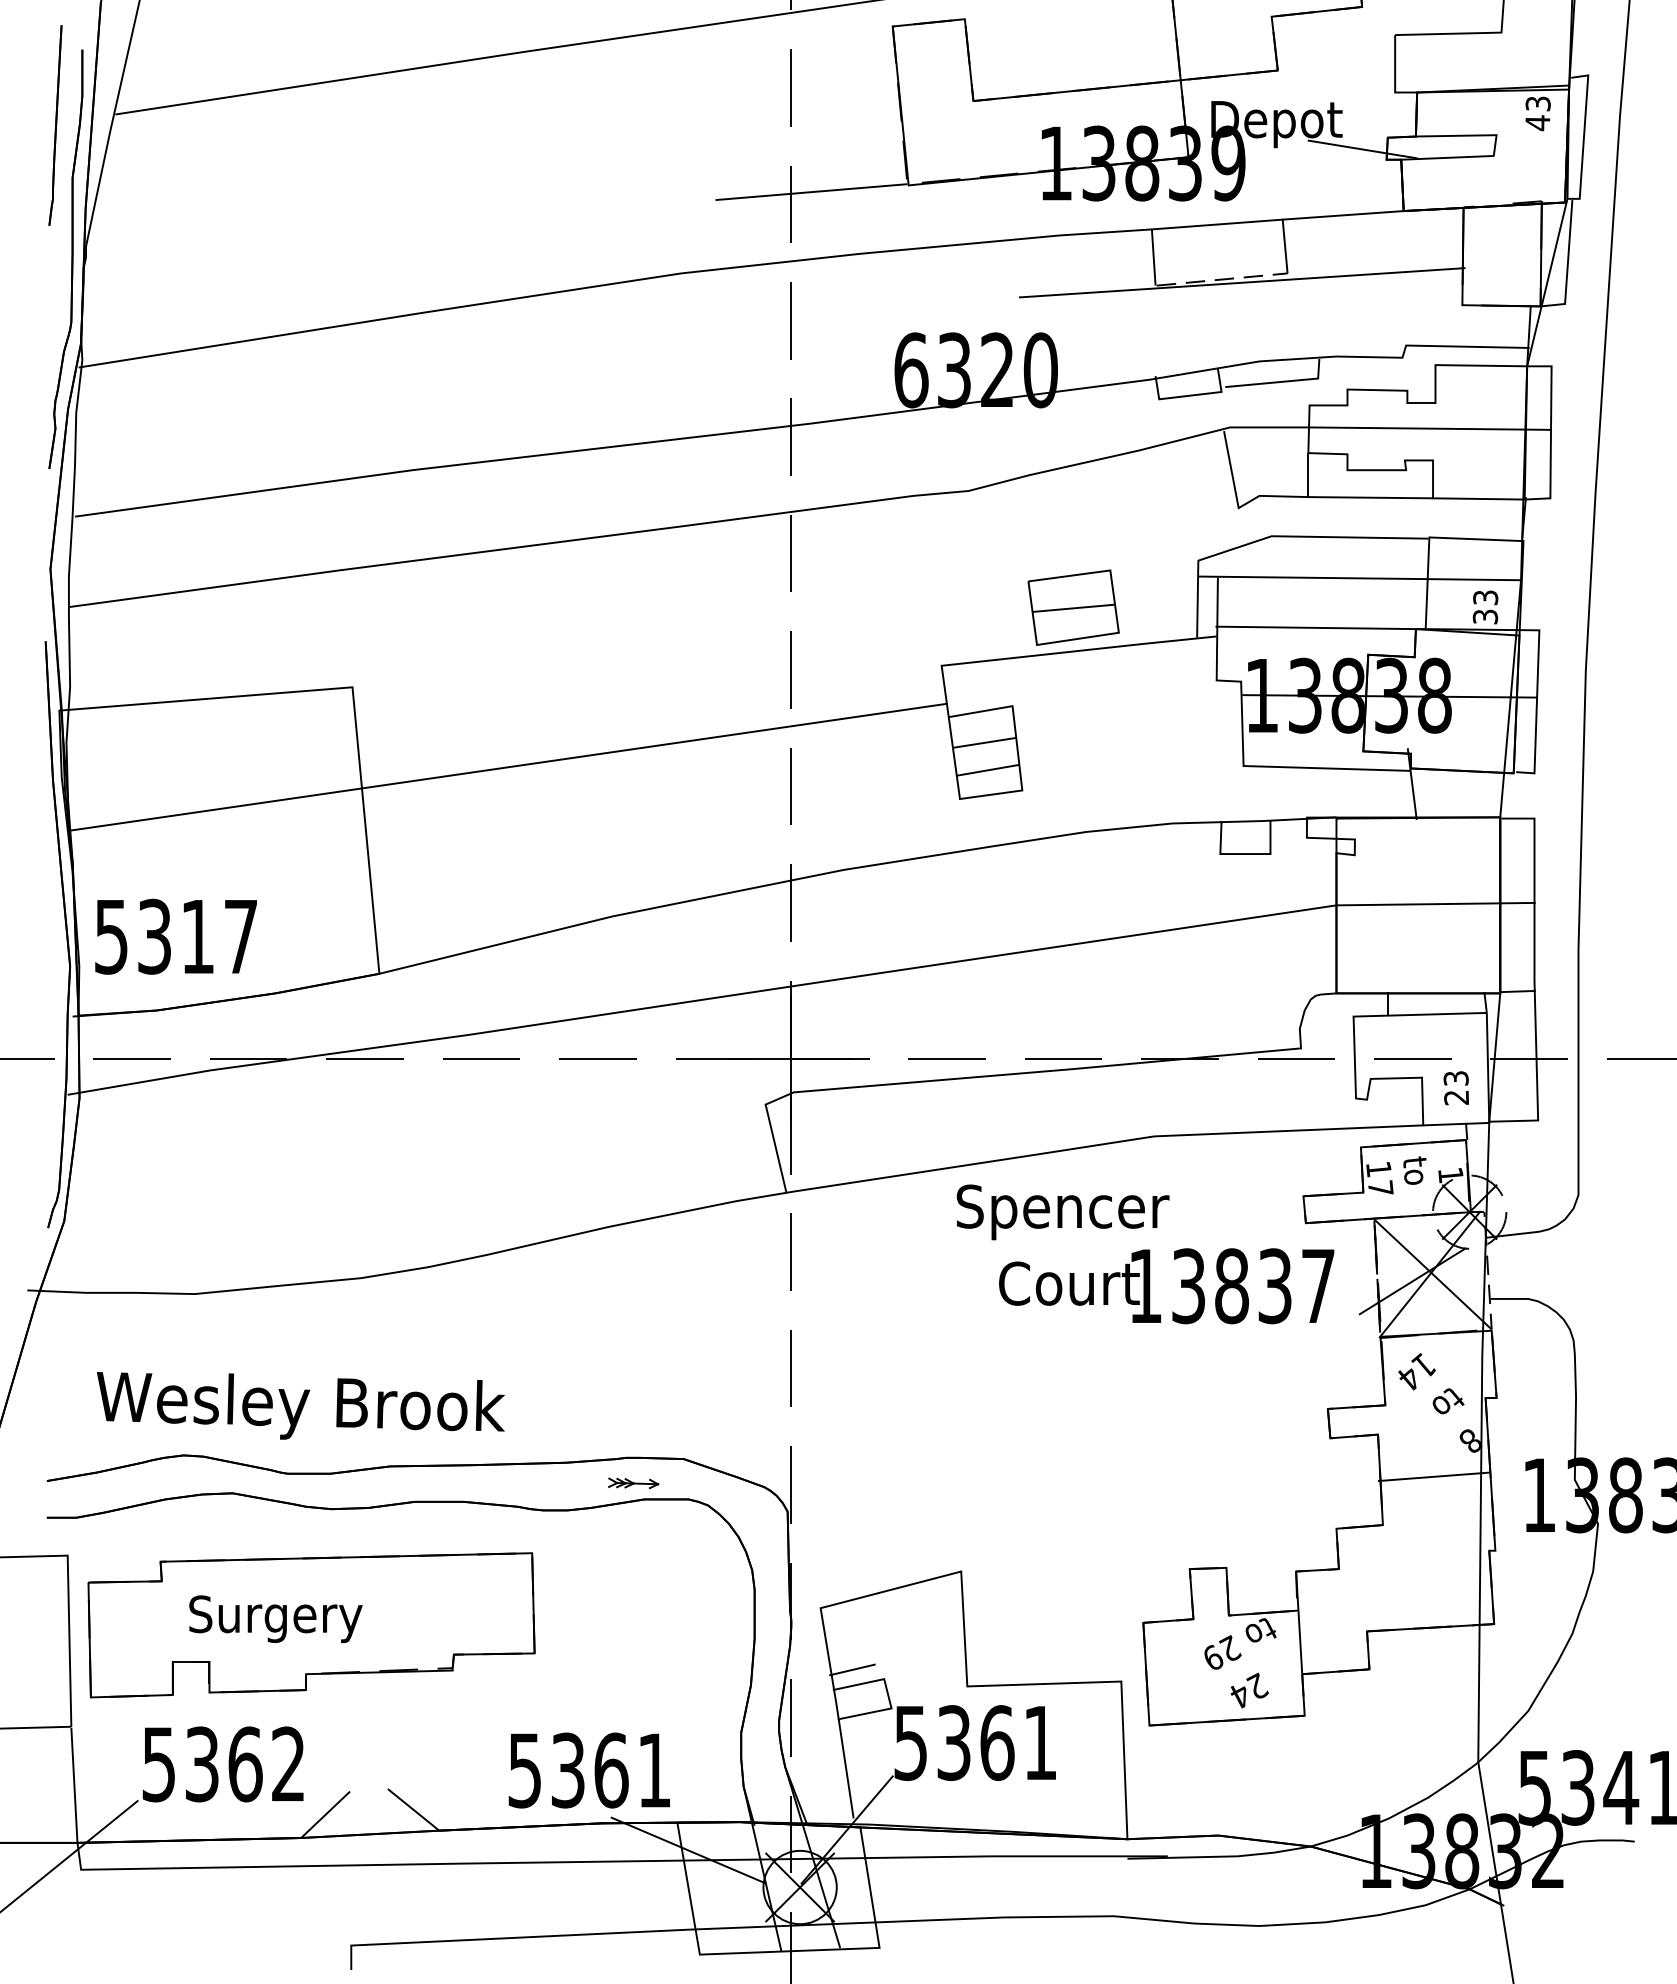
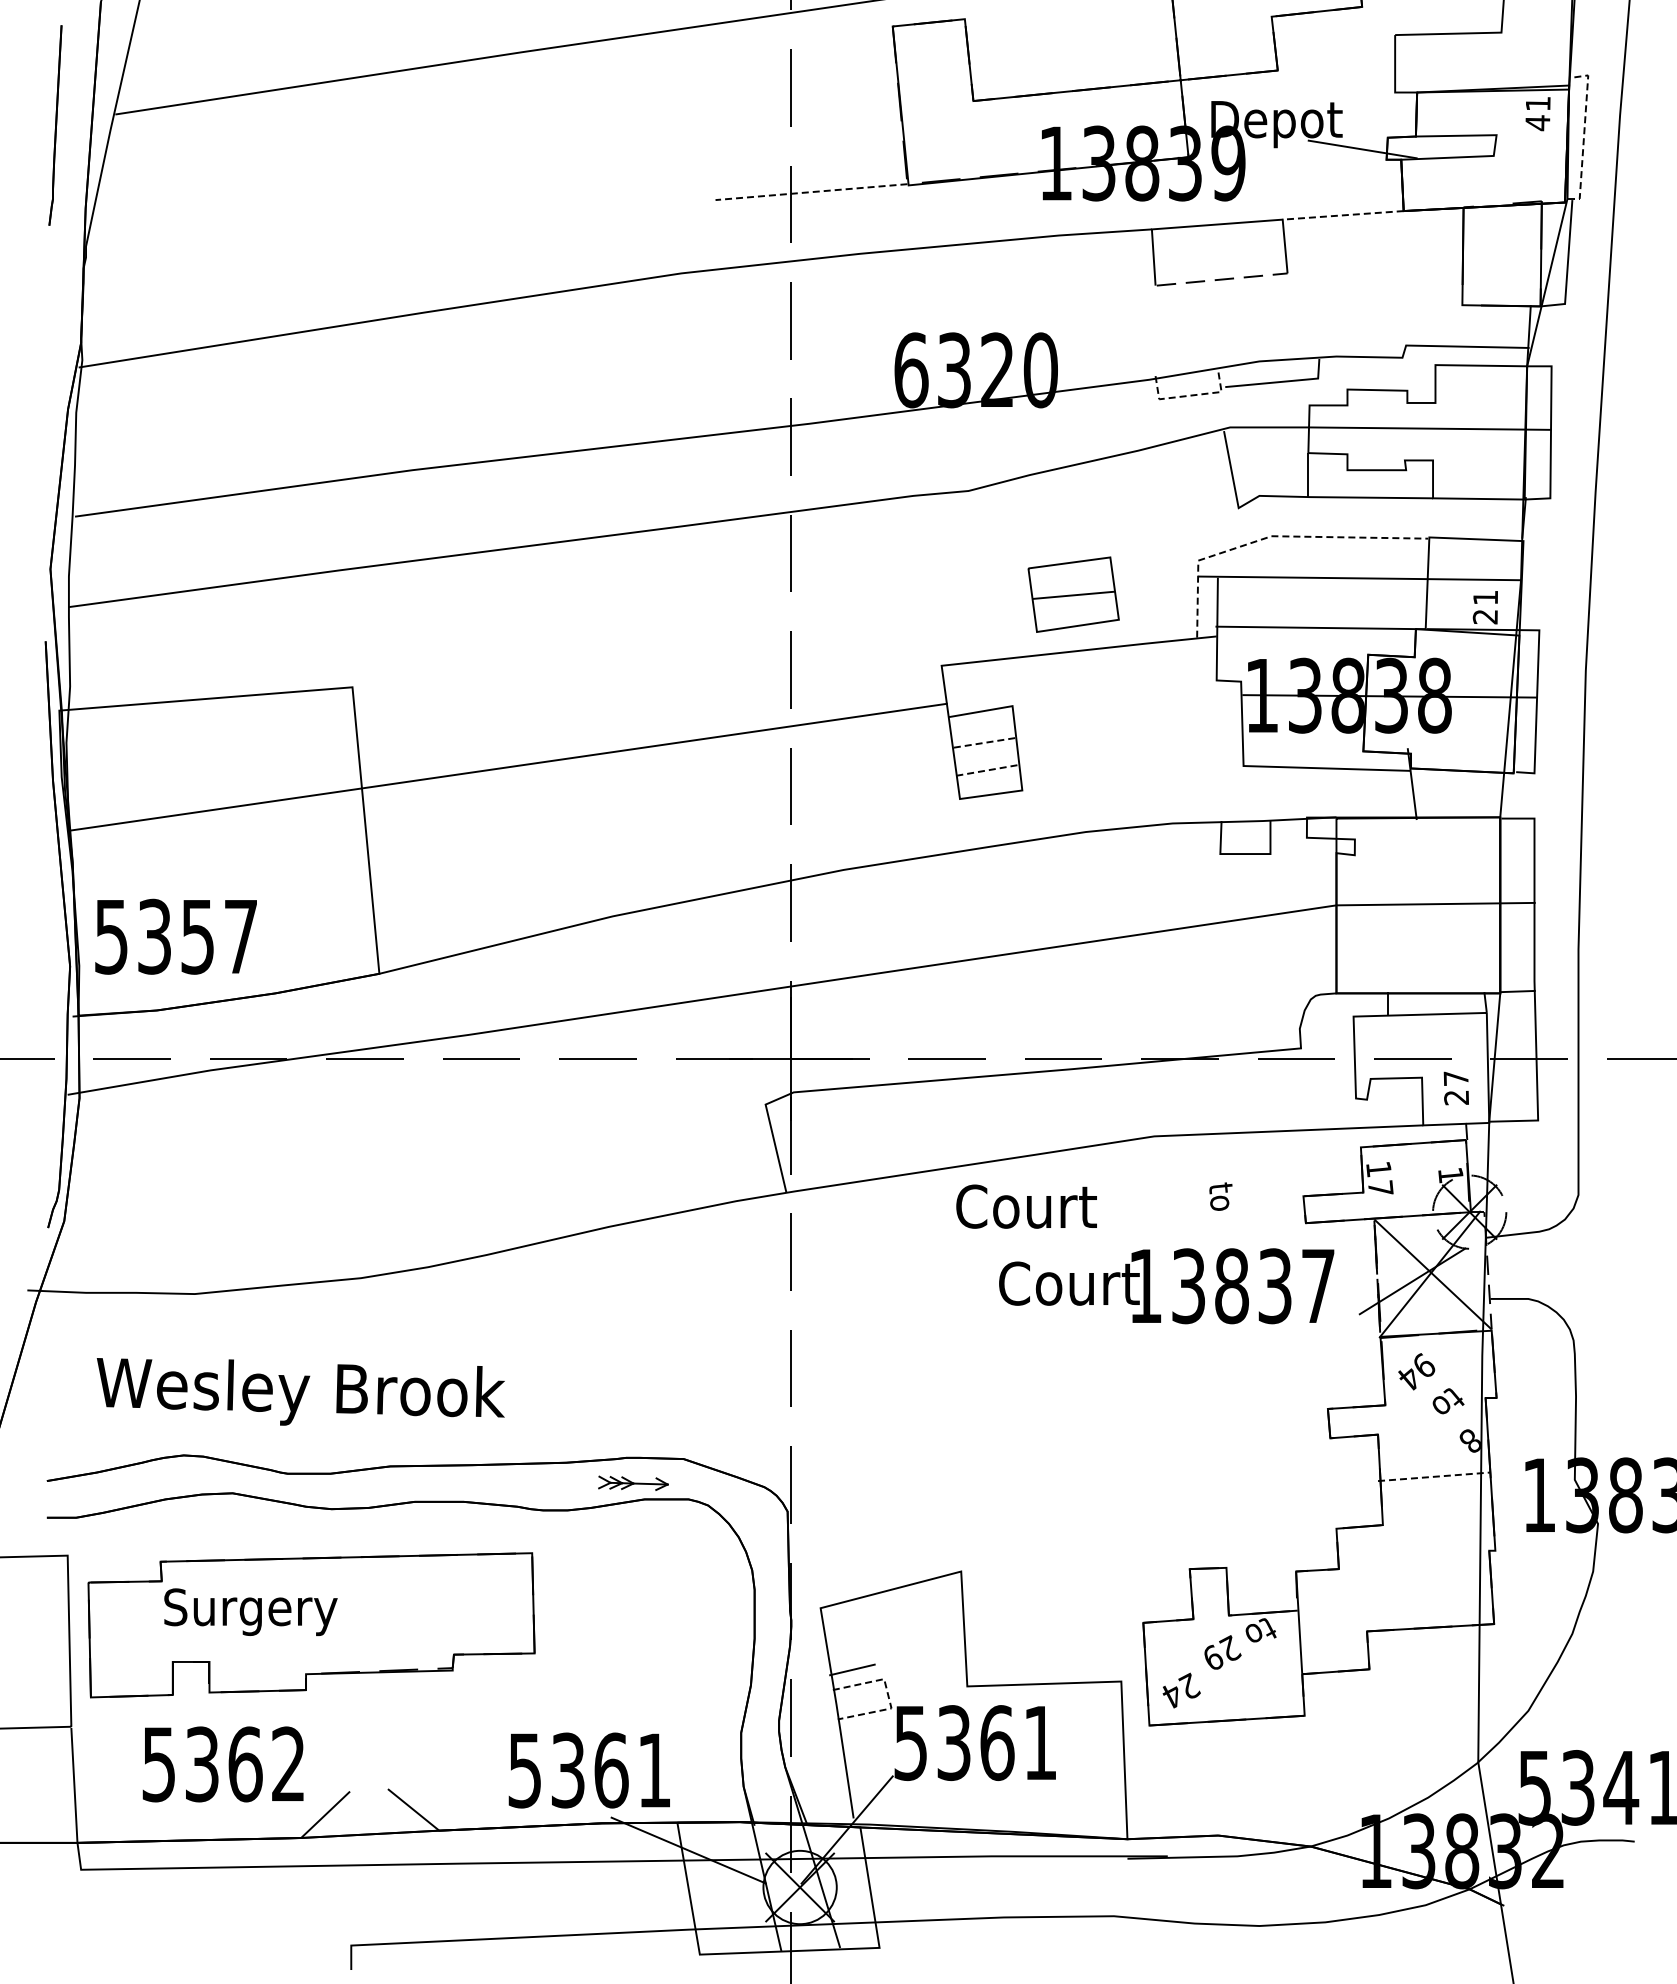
text: 43 -> 41 (1537, 103)
line: solid -> dashed (1584, 134)
line: solid -> dashed (810, 192)
line: solid -> dashed (1343, 215)
part: present -> none (65, 258)
line: present -> none (1242, 282)
line: solid -> dashed (1190, 395)
line: solid -> dashed (1271, 536)
part position: (1073, 607) -> (1073, 594) (1073, 594)
text: 33 -> 21 (1485, 607)
line: solid -> dashed (985, 742)
line: solid -> dashed (988, 770)
text: 5317 -> 5357 (197, 937)
text: 23 -> 27 (1455, 1078)
text position: (1414, 1170) -> (1220, 1196) (1220, 1196)
text: Spencer -> Court (1062, 1212)
text: 14 -> 94 (1423, 1364)
text position: (300, 1405) -> (300, 1391) (300, 1391)
line: solid -> dashed (1434, 1476)
part size: 52x13 px -> 71x16 px (633, 1482)
text position: (275, 1618) -> (250, 1611) (250, 1611)
text position: (1249, 1690) -> (1181, 1690) (1181, 1690)
line: solid -> dashed (888, 1695)
line: present -> none (69, 1855)
